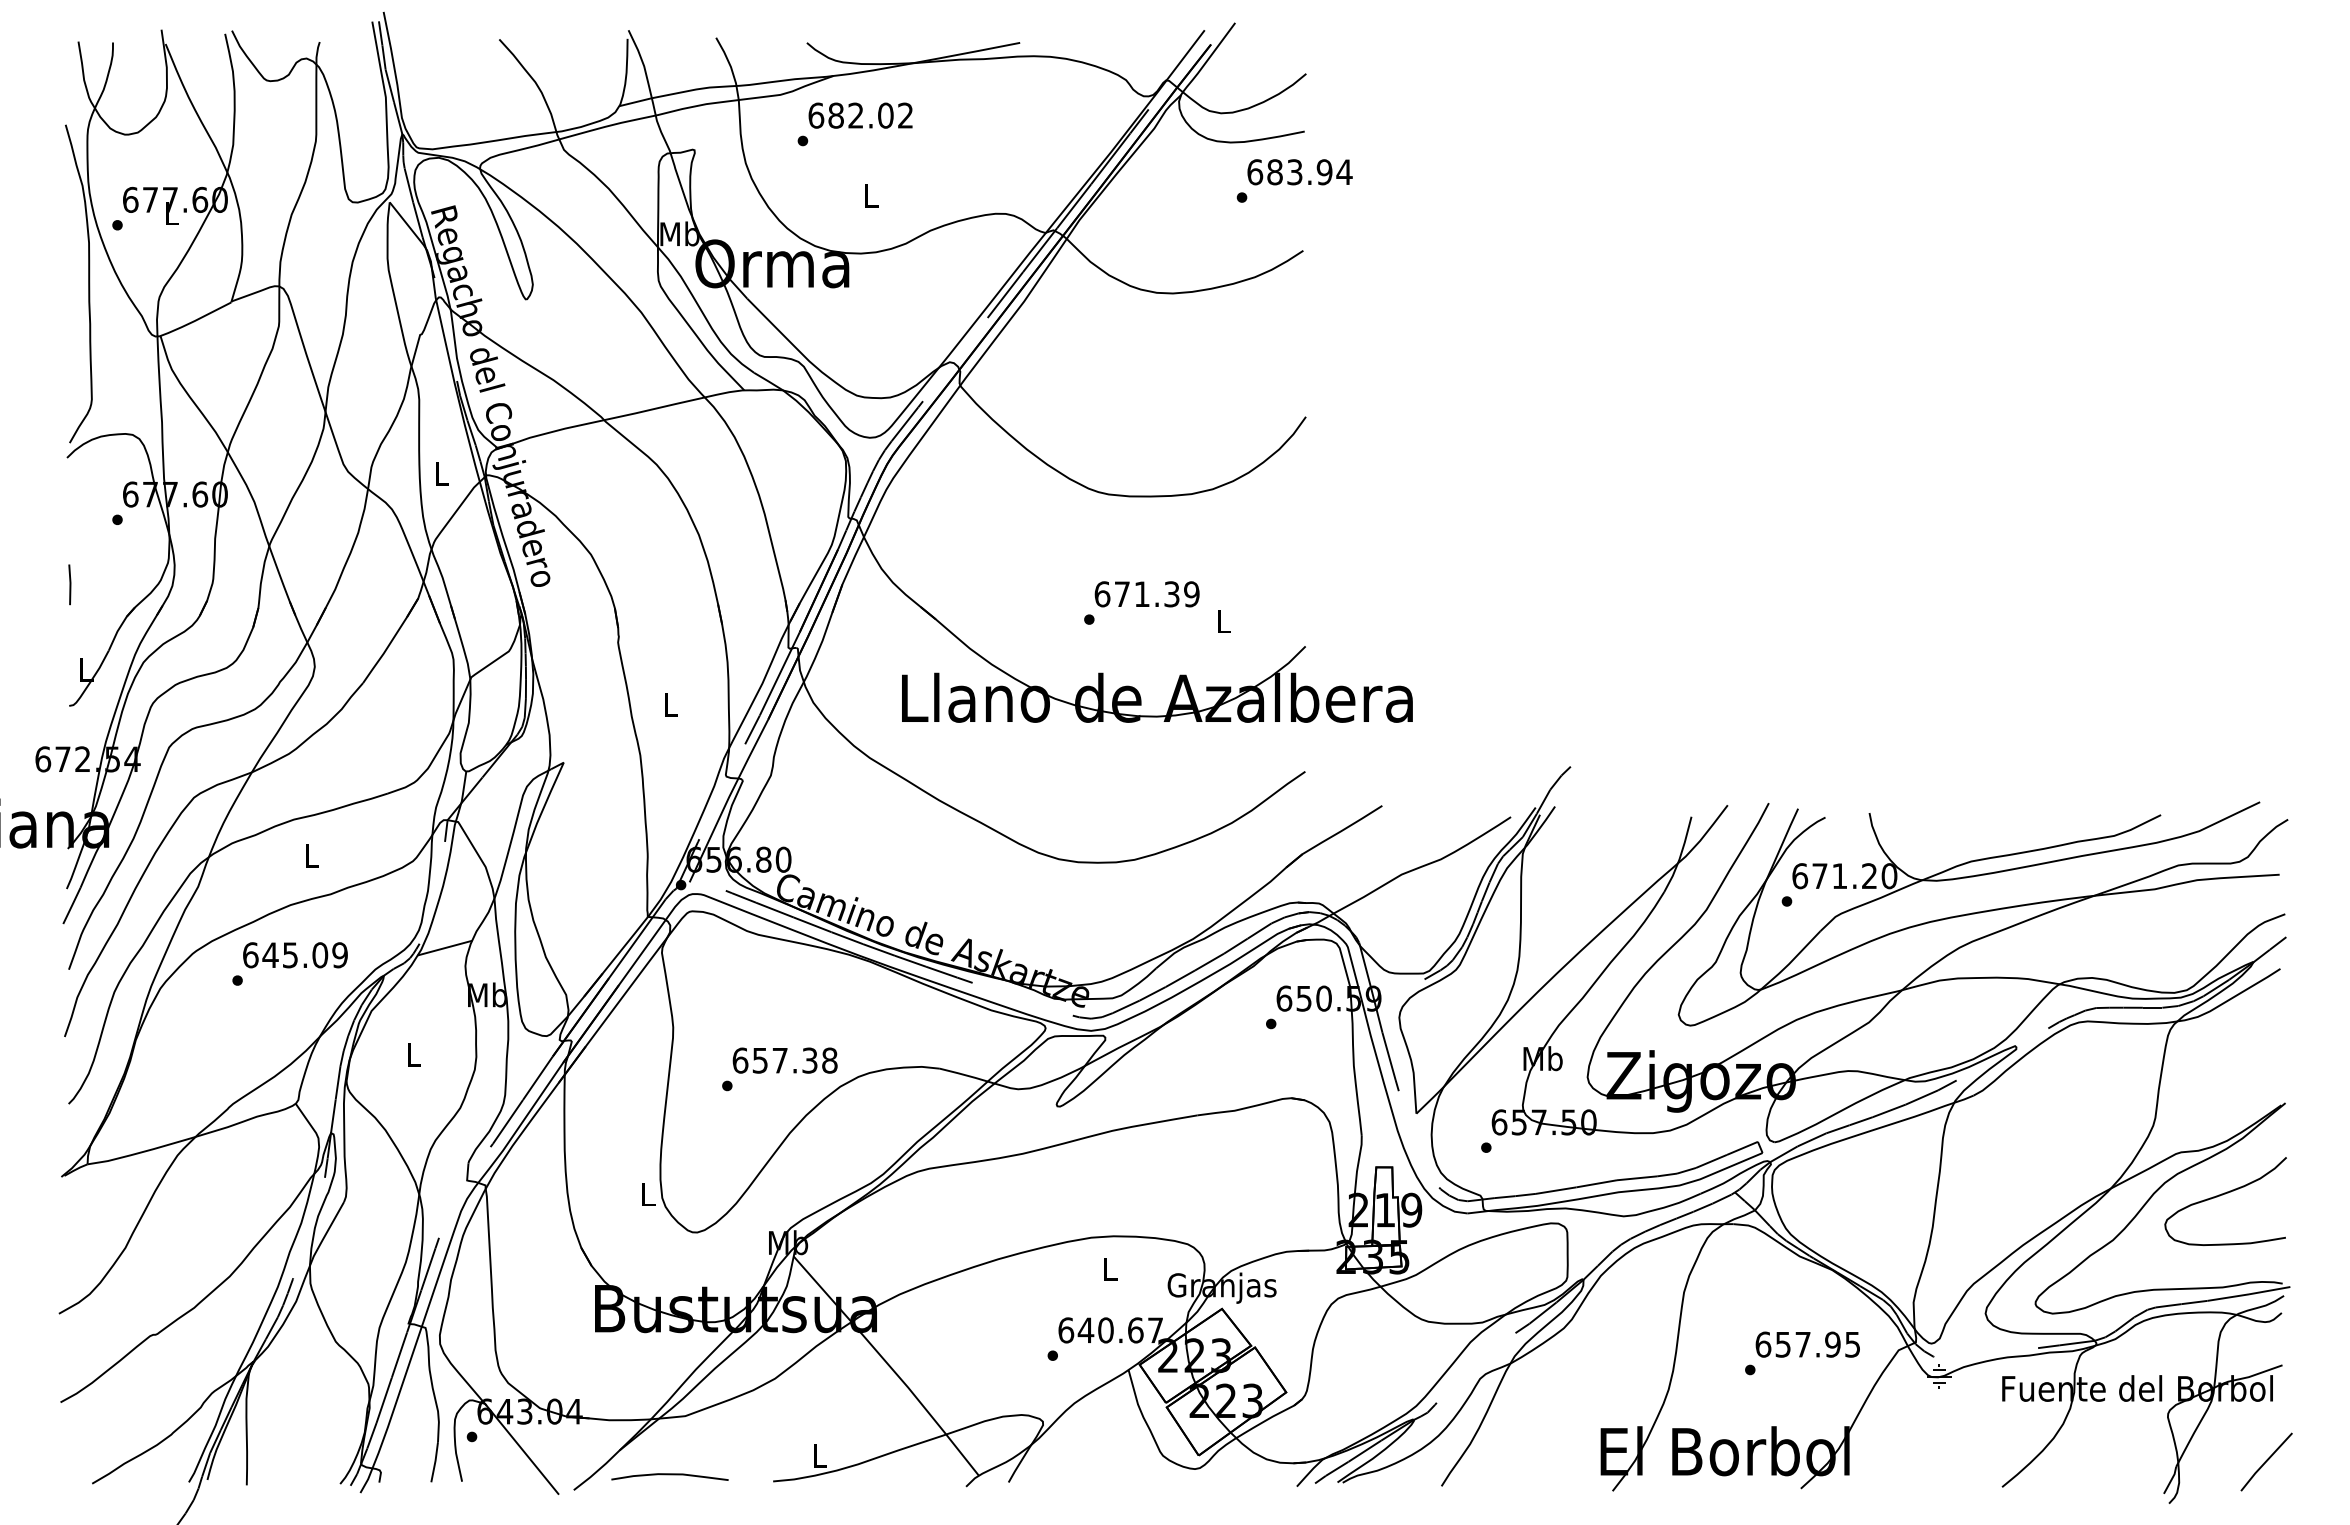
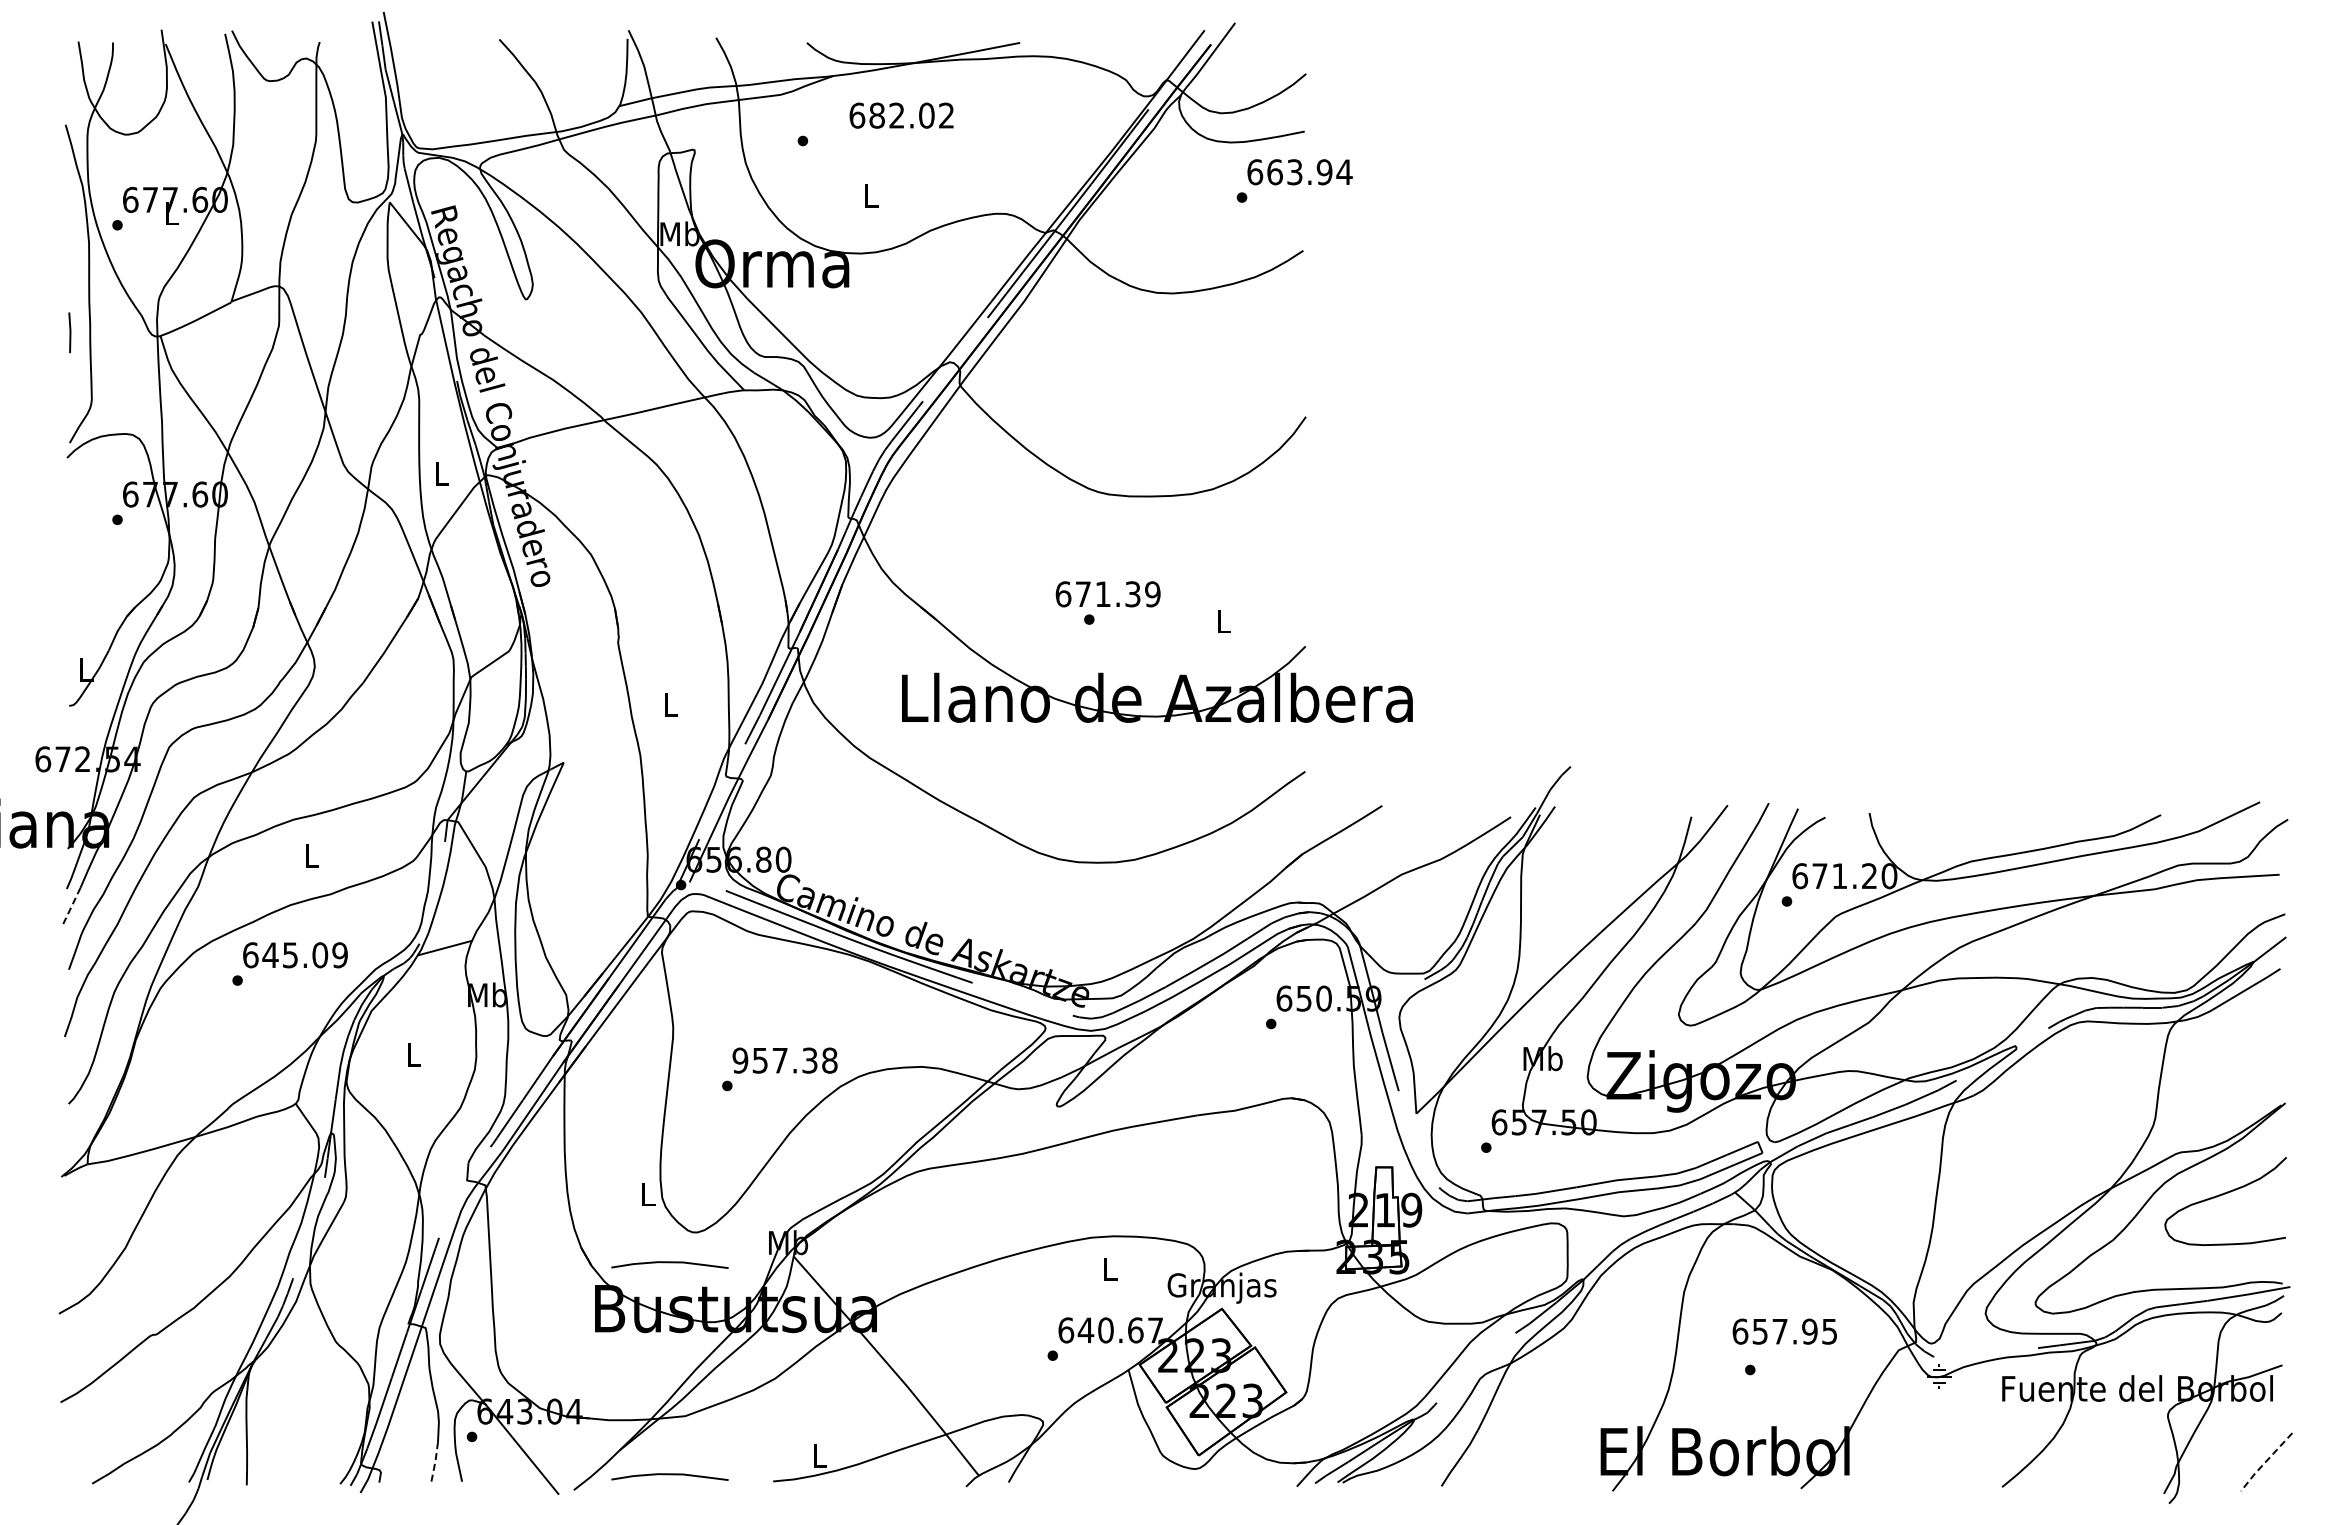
text position: (860, 115) -> (901, 115) (901, 115)
text: 683.94 -> 663.94 (1274, 172)
line position: (69, 584) -> (69, 332) (69, 332)
text position: (1146, 594) -> (1107, 594) (1107, 594)
line: solid -> dashed (72, 905)
text: 657.38 -> 957.38 (740, 1060)
curve: none -> present (669, 1263)
text position: (1807, 1344) -> (1784, 1331) (1784, 1331)
line: solid -> dashed (2265, 1461)
line: solid -> dashed (435, 1462)
